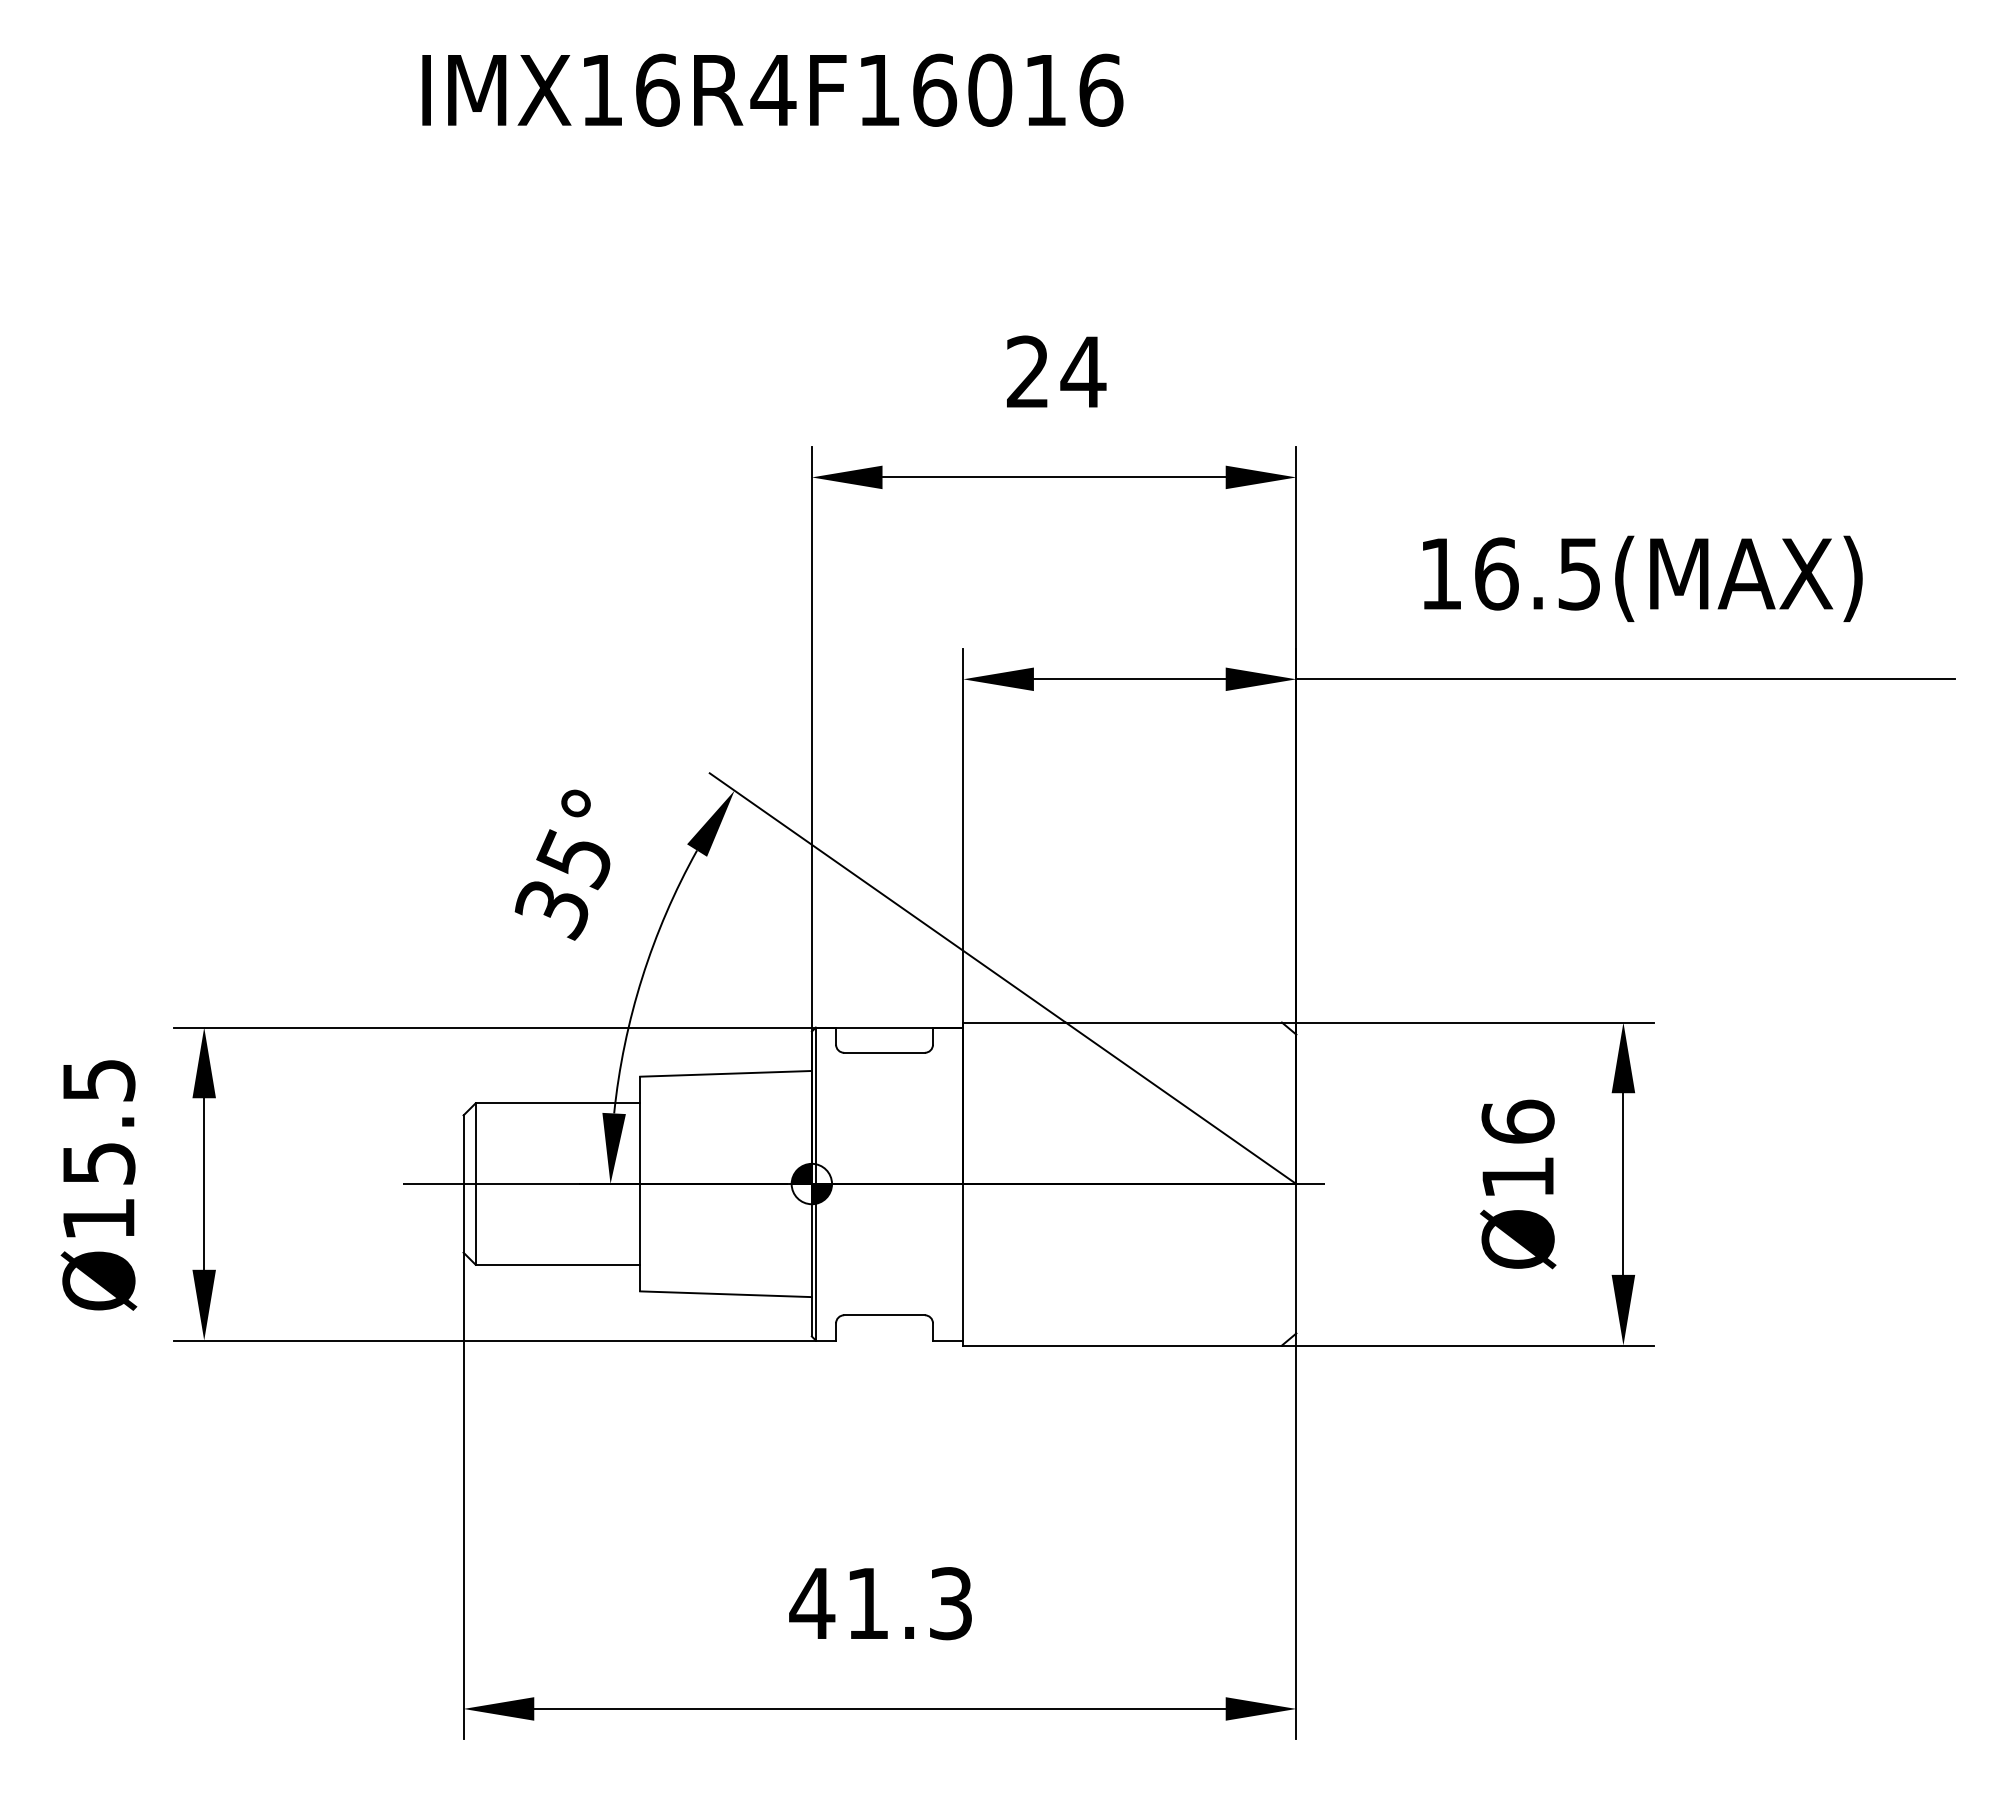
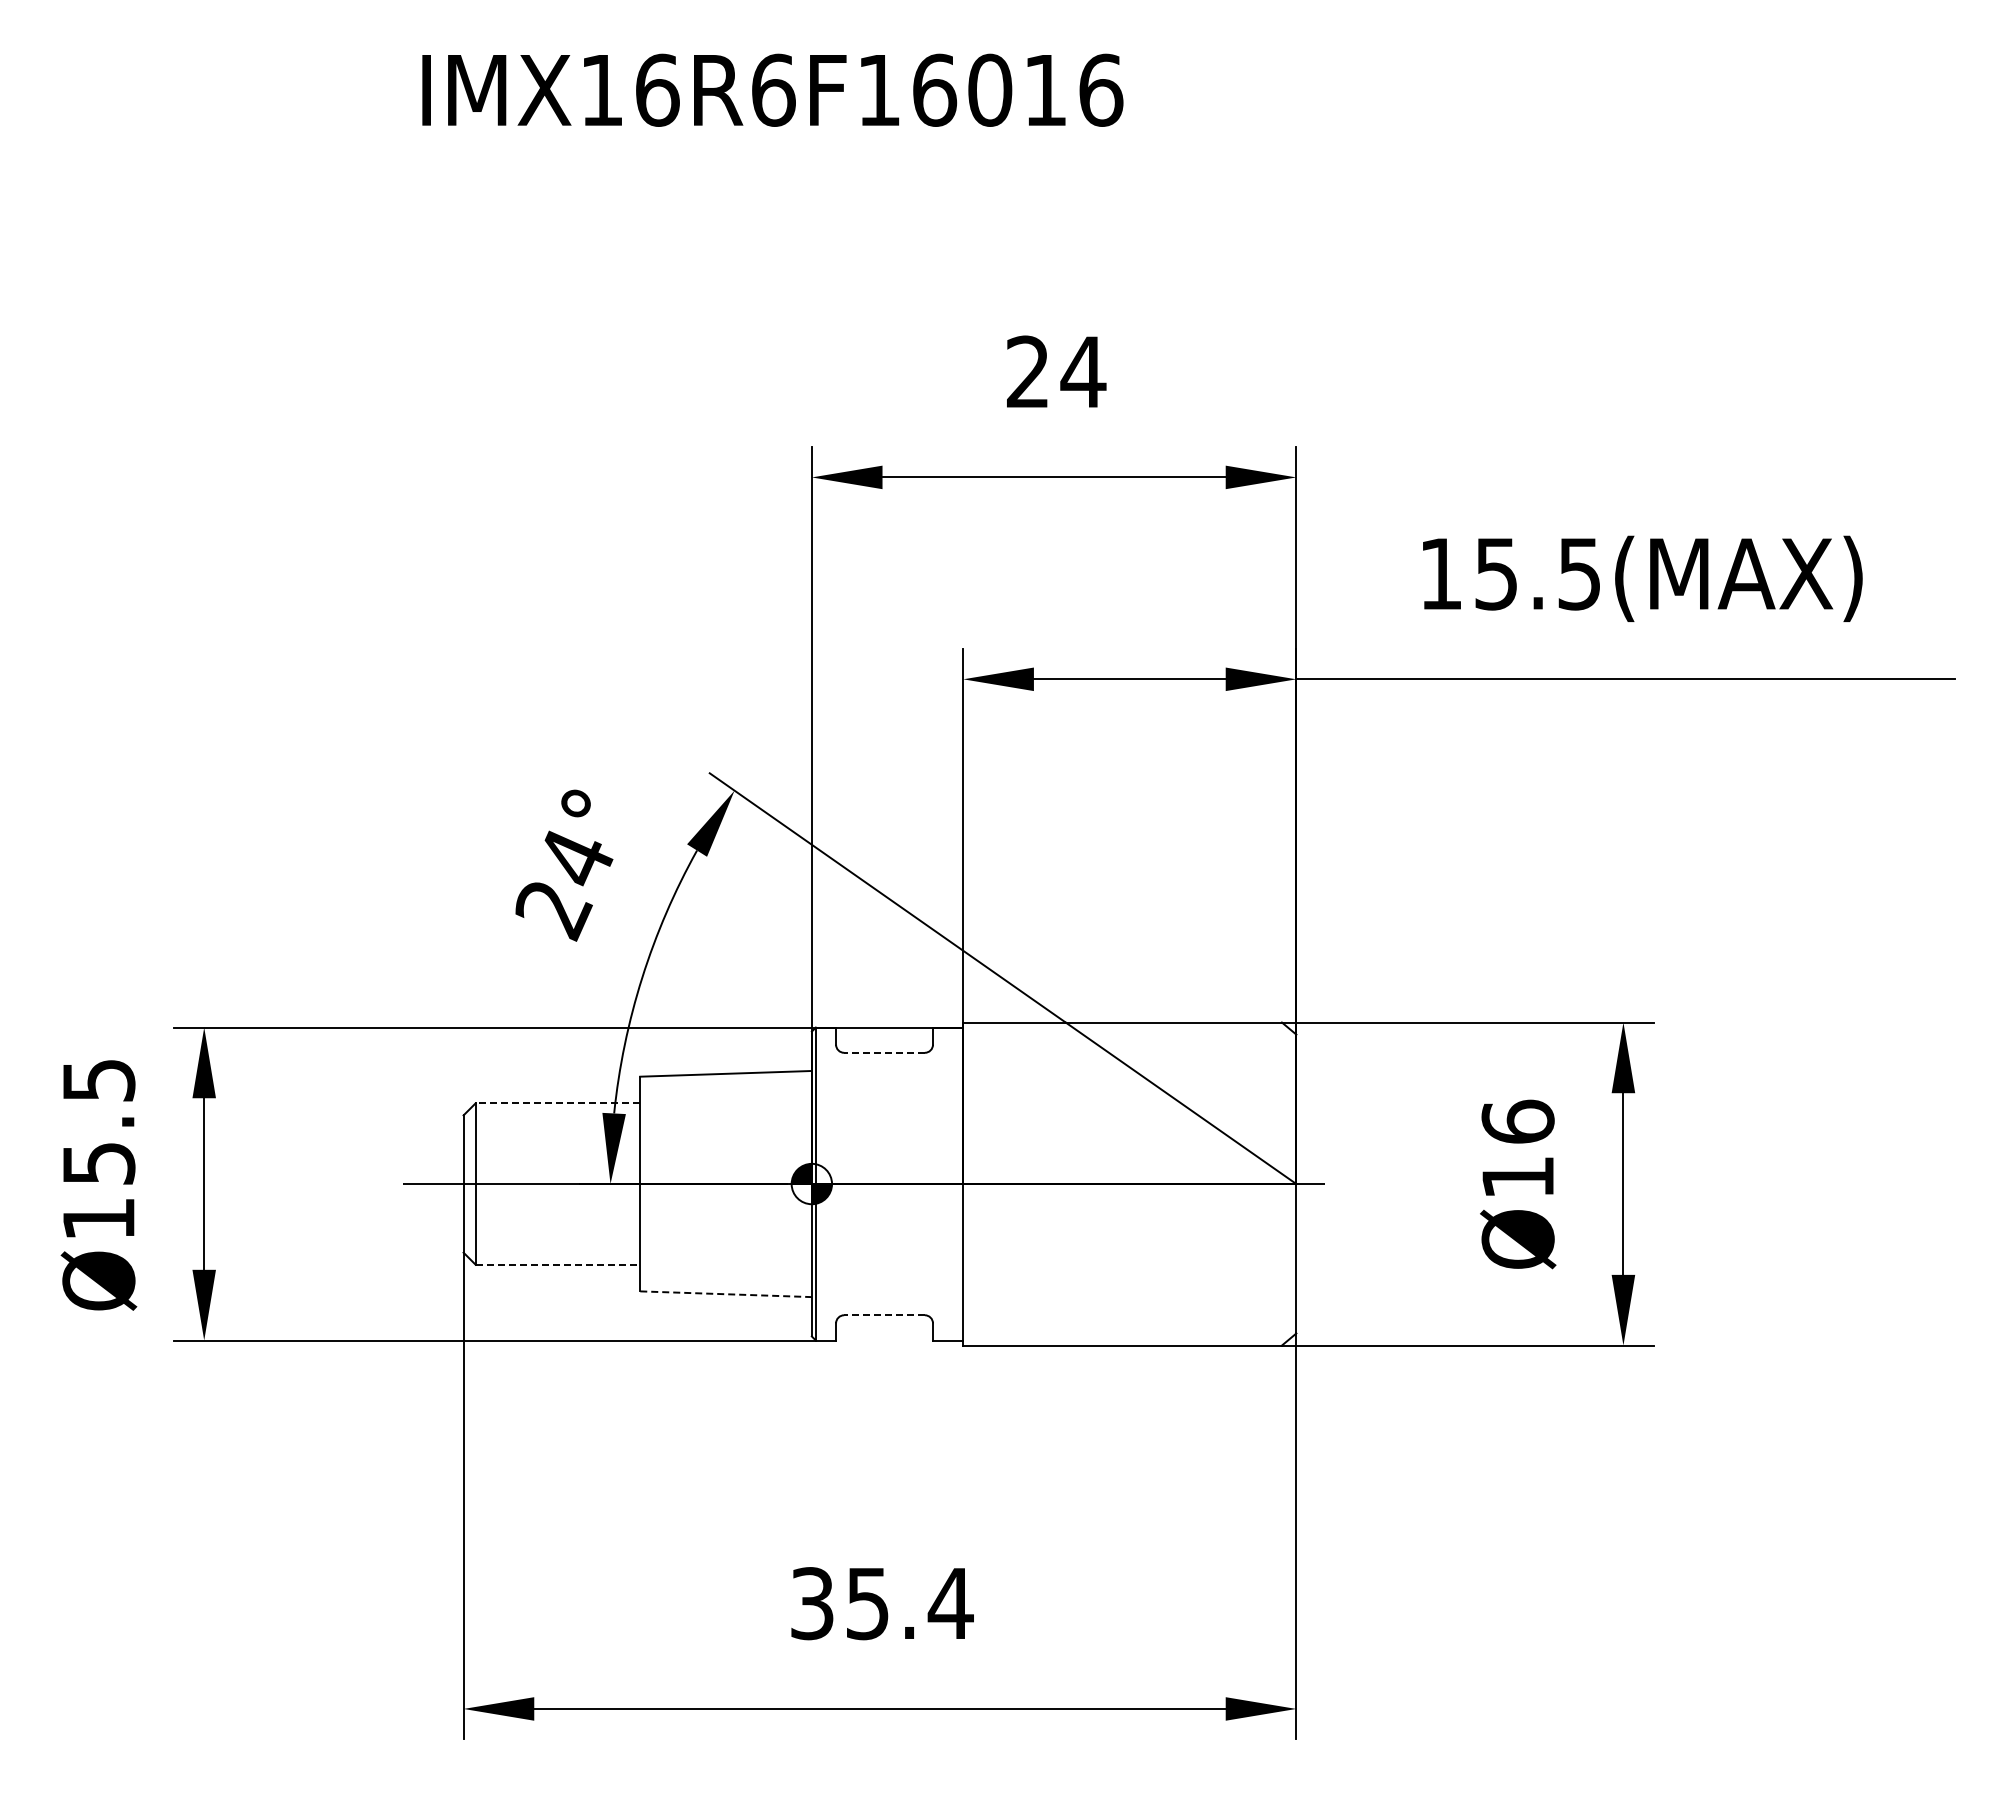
text: IMX16R4F16016 -> IMX16R6F16016 (773, 89)
text: 16.5(MAX) -> 15.5(MAX) (1496, 573)
text: 35° -> 24° (563, 885)
line: solid -> dashed (884, 1052)
line: solid -> dashed (557, 1103)
line: solid -> dashed (558, 1264)
line: solid -> dashed (726, 1294)
line: solid -> dashed (884, 1315)
text: 41.3 -> 35.4 (881, 1603)
